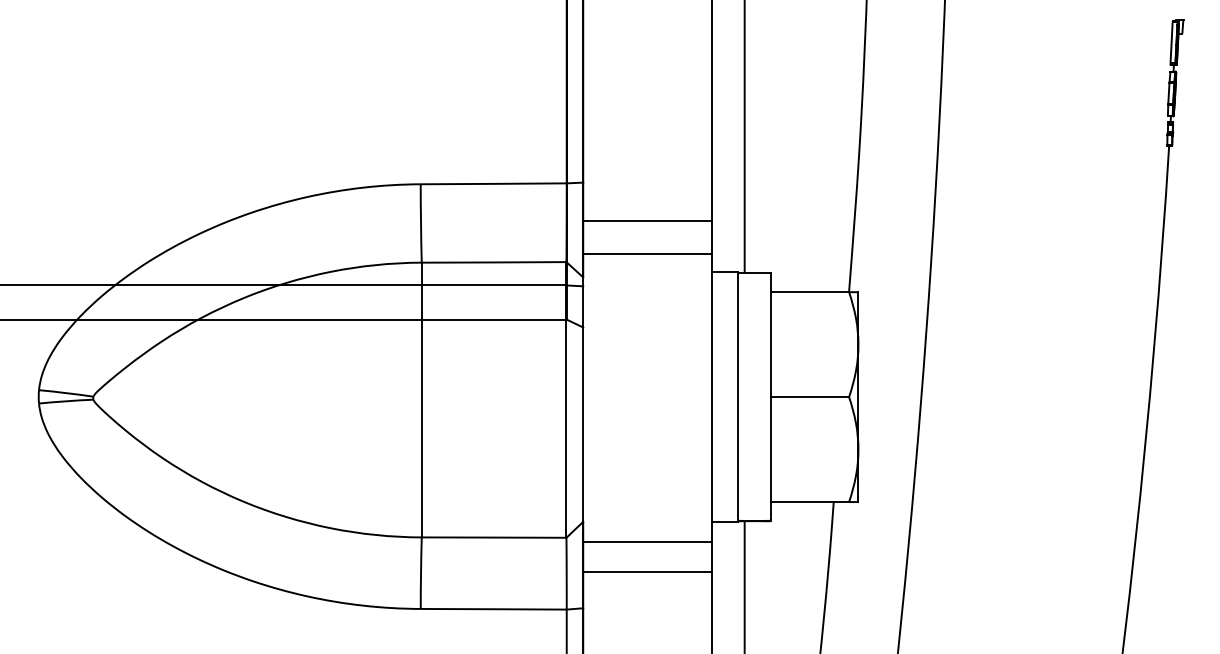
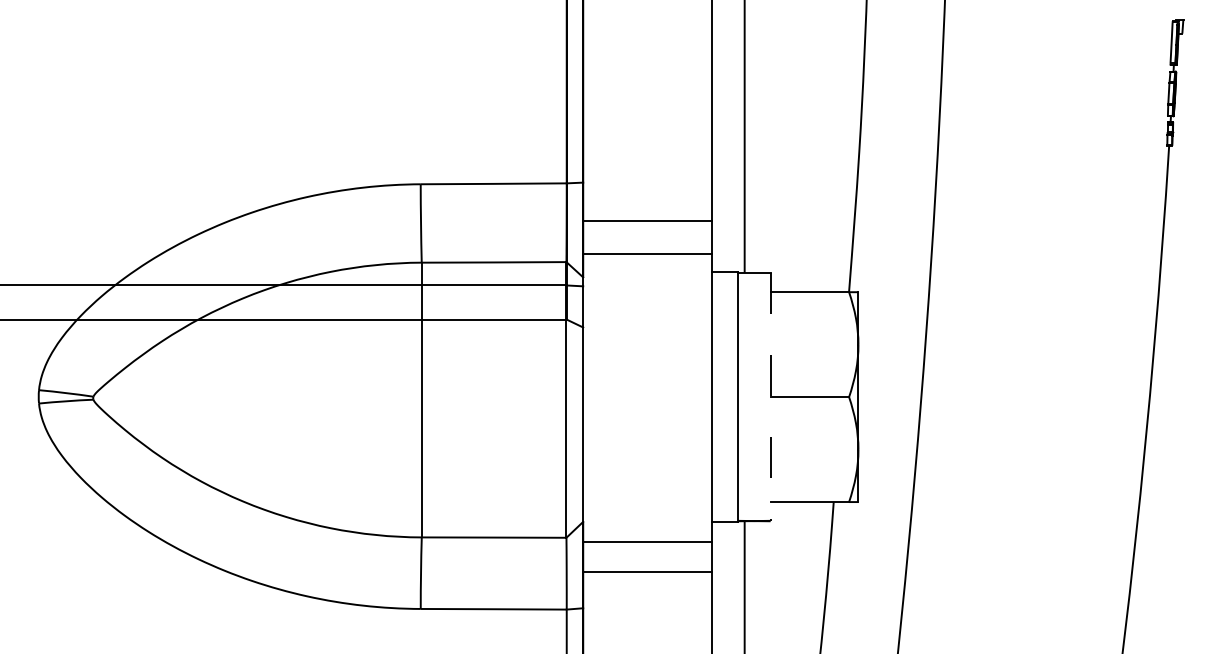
line: solid -> dashed (770, 397)
